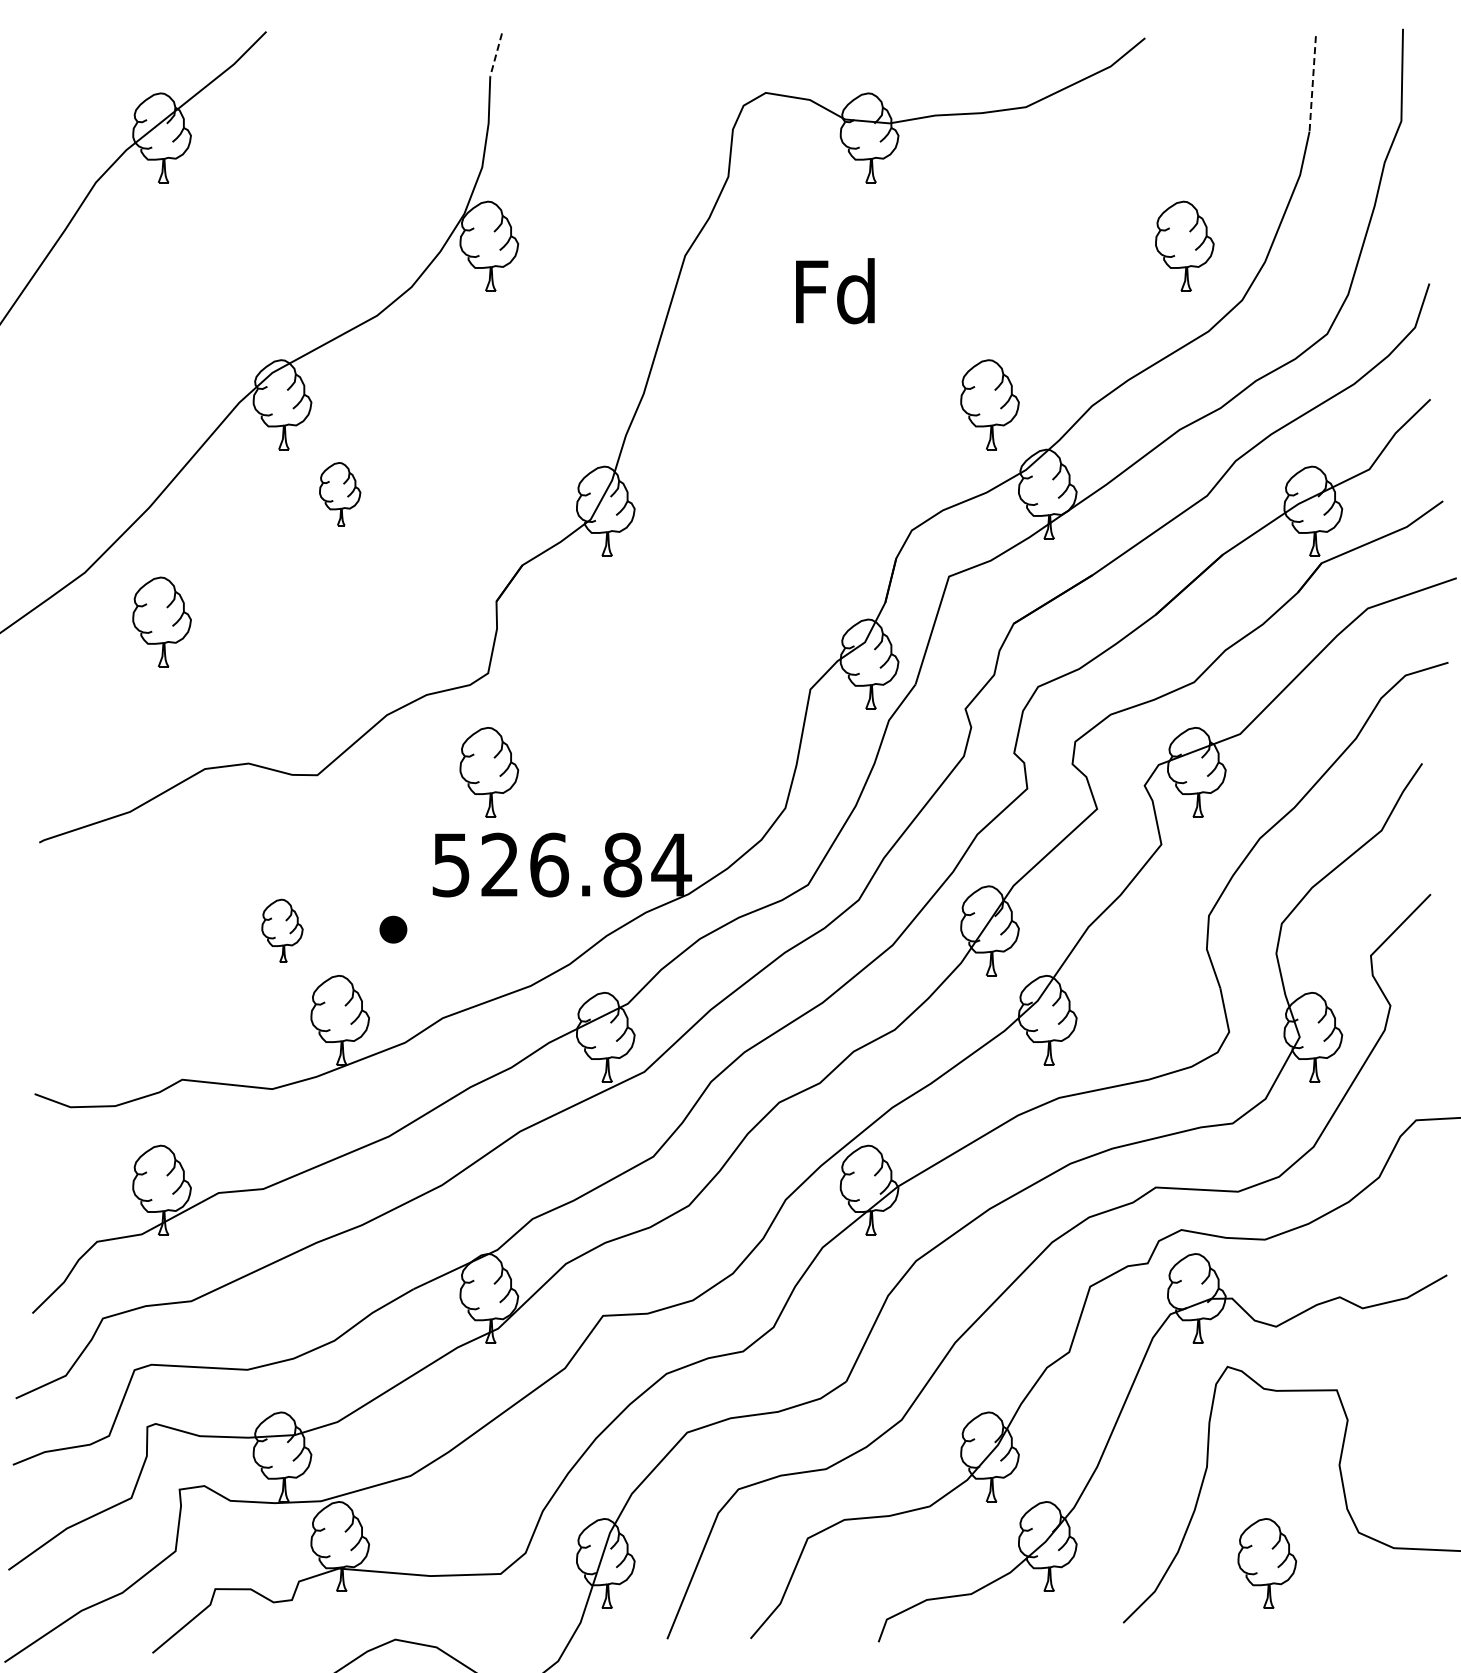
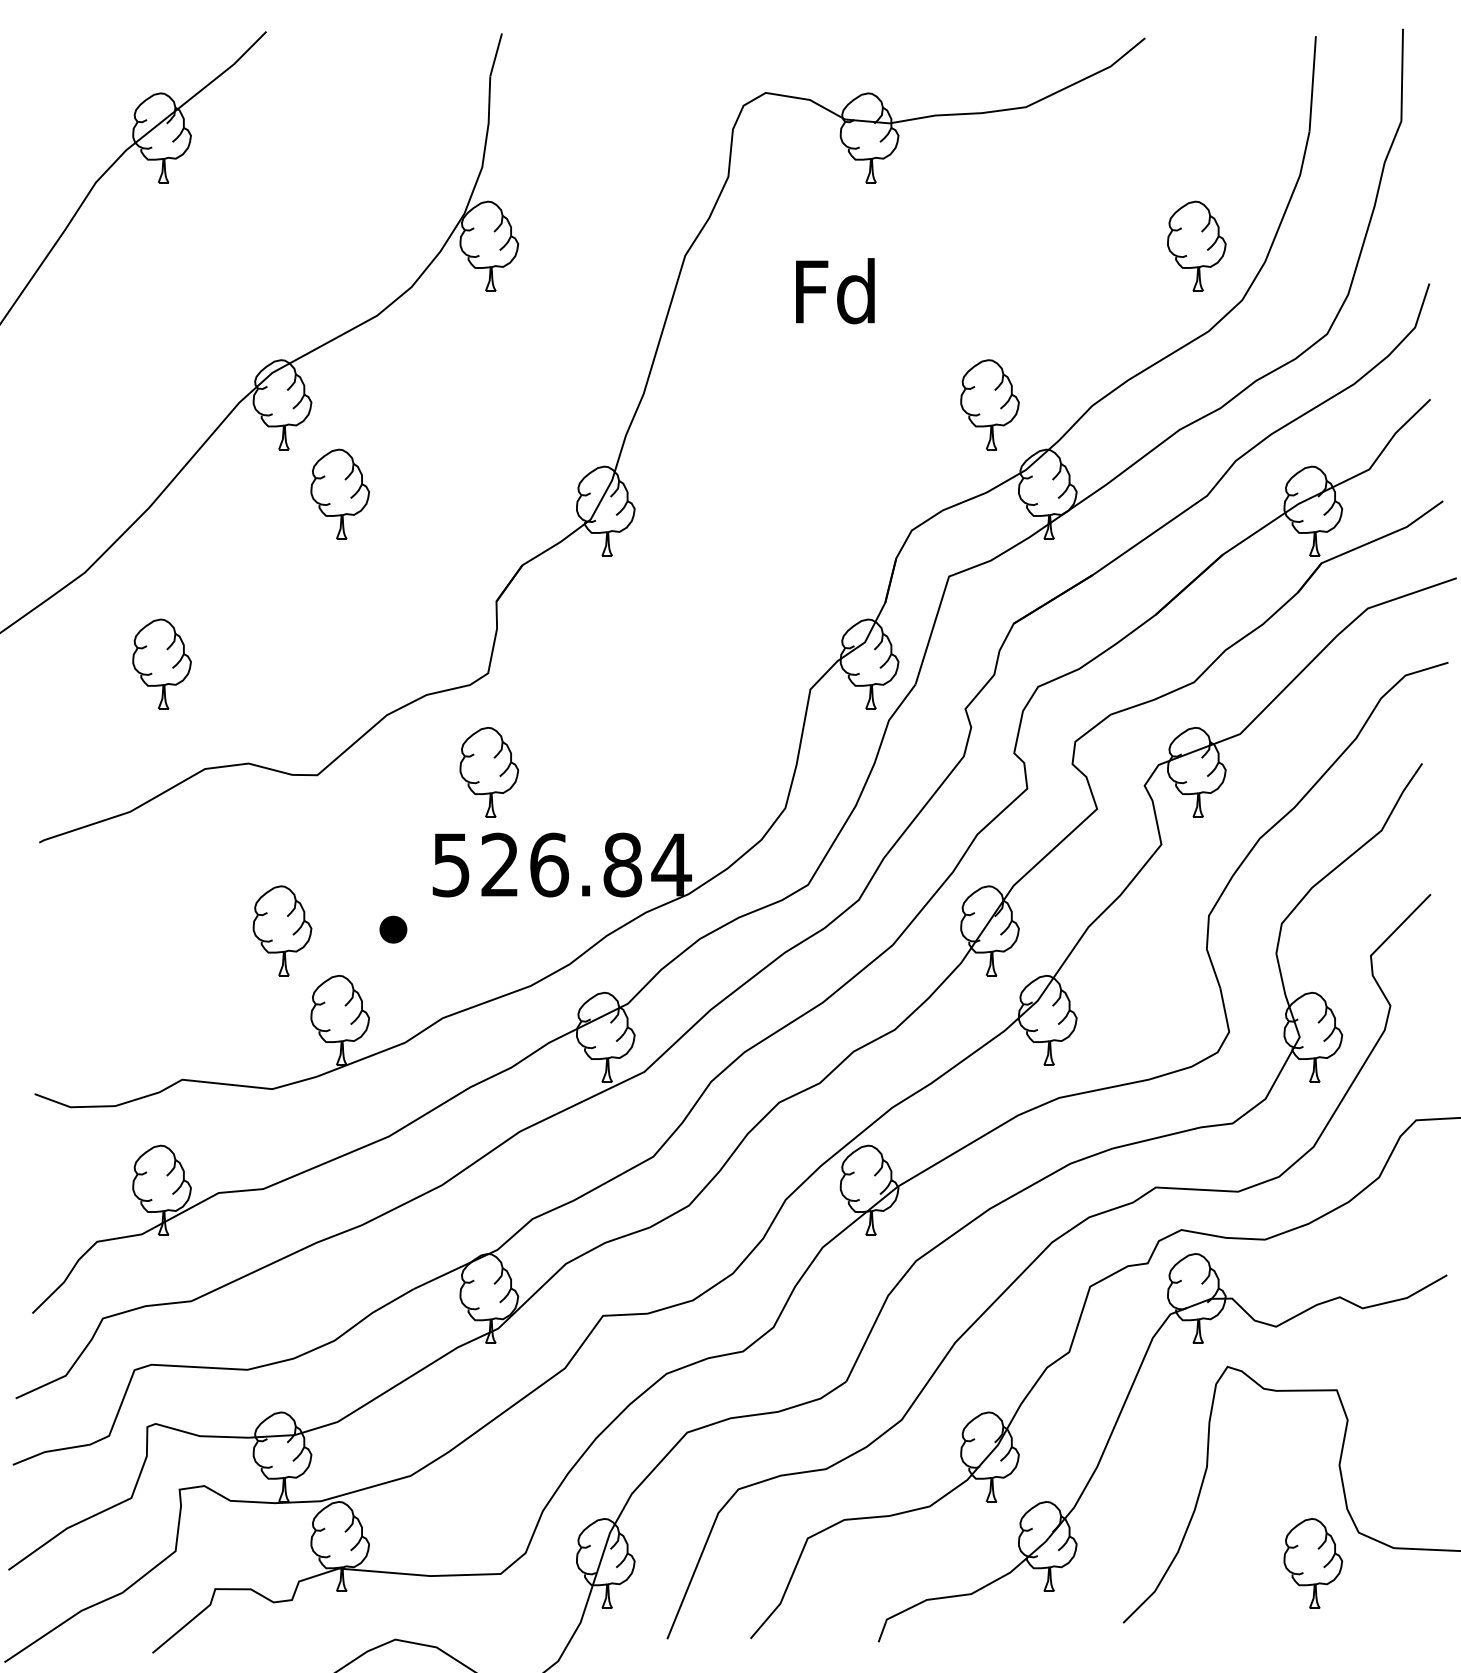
line: dashed -> solid (496, 55)
line: dashed -> solid (1312, 83)
part position: (1184, 245) -> (1196, 245) (1196, 245)
part size: 43x65 px -> 60x92 px (339, 493)
part position: (161, 621) -> (161, 663) (161, 663)
part size: 43x65 px -> 61x92 px (282, 930)
part position: (1267, 1563) -> (1313, 1563) (1313, 1563)
